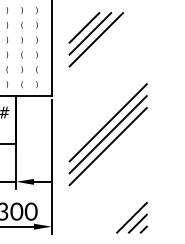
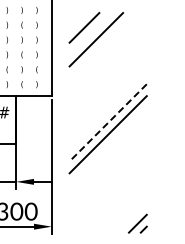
line: present -> none (90, 33)
line: solid -> dashed (108, 122)
line: present -> none (107, 146)
line: present -> none (131, 217)
